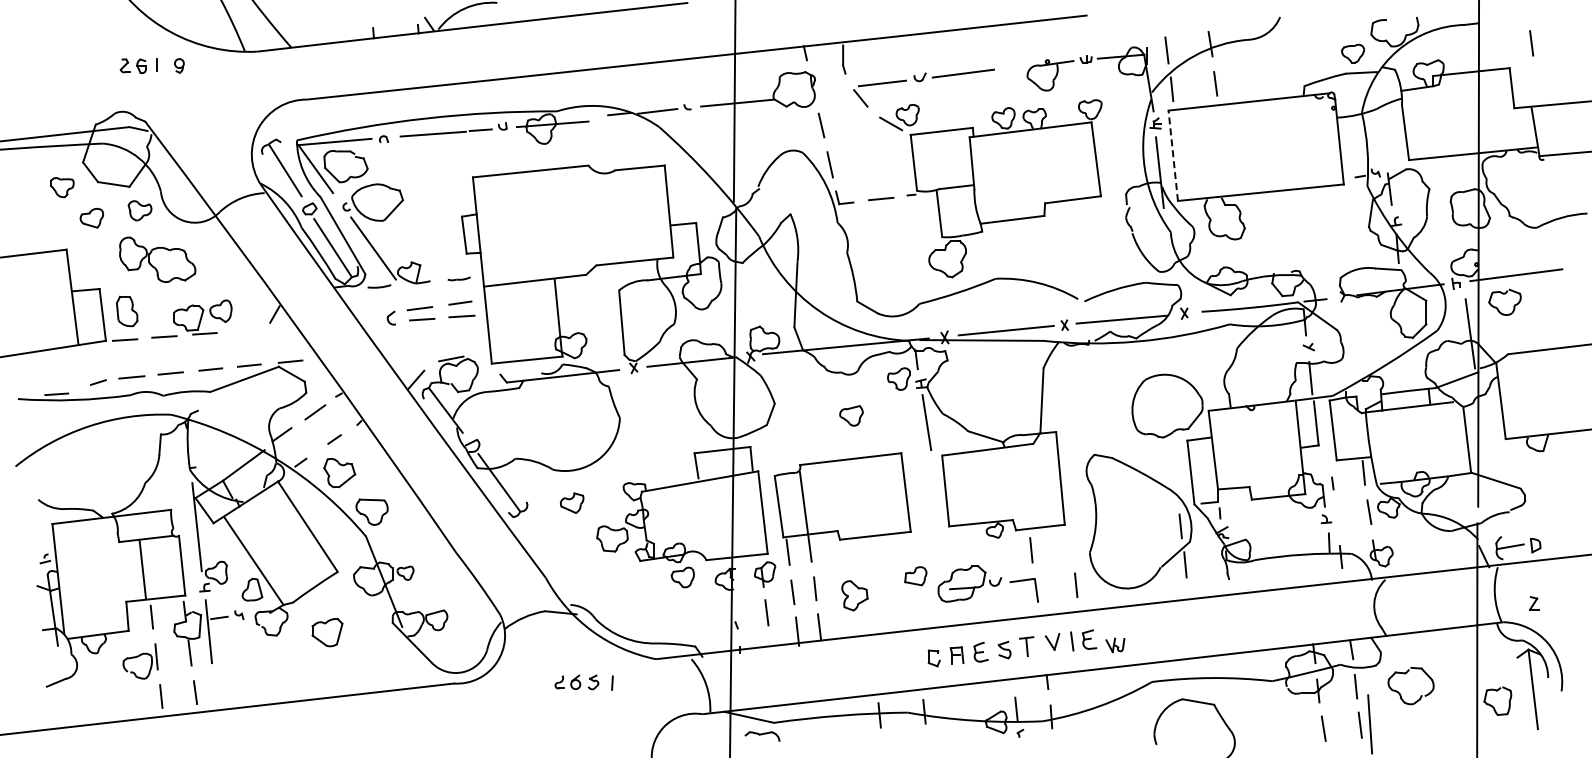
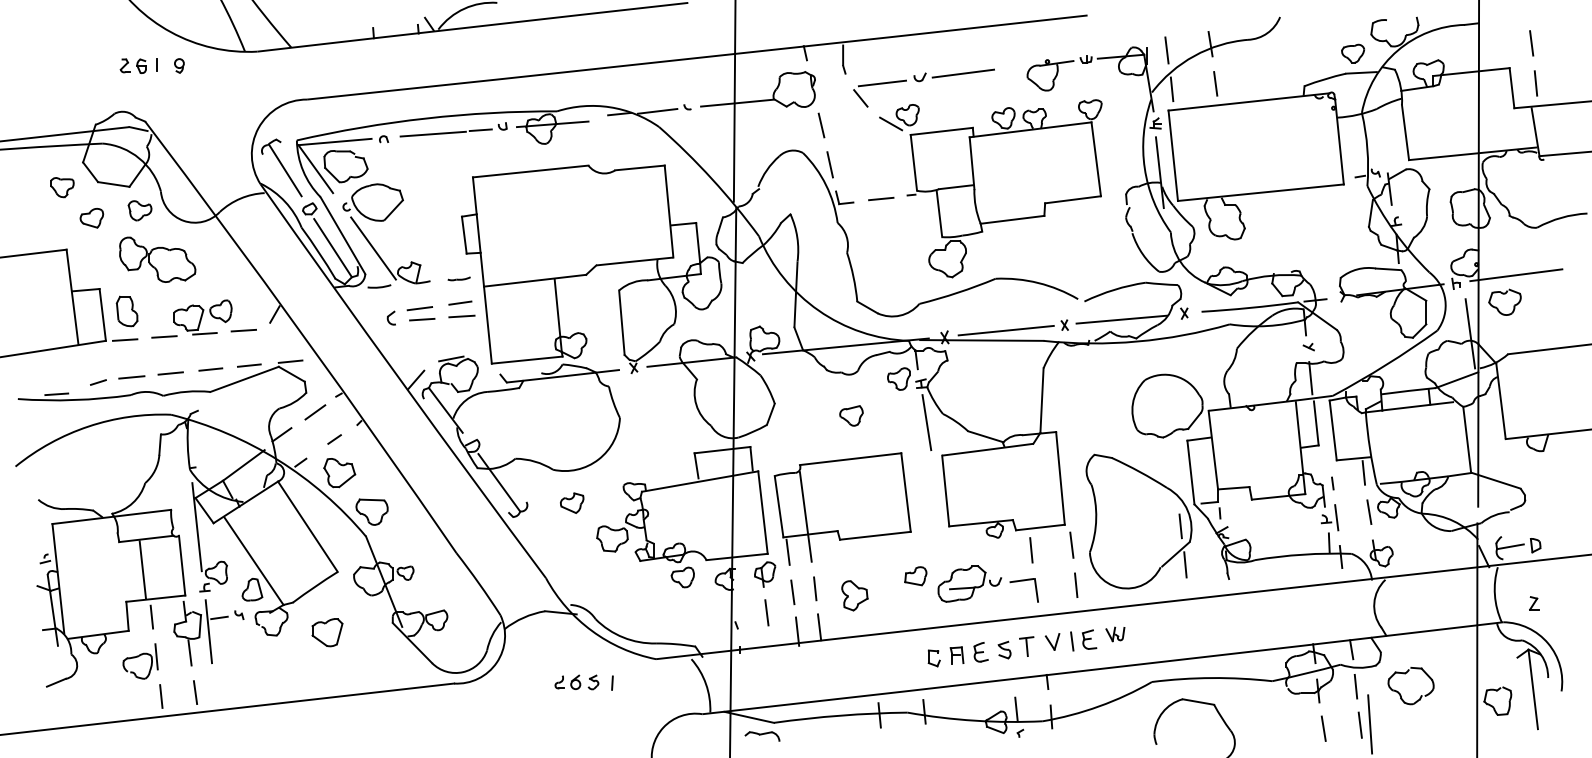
line: none -> present (1535, 83)
line: dashed -> solid (1173, 155)
line: none -> present (243, 330)
line: none -> present (1336, 517)
line: none -> present (1071, 544)
part position: (1115, 645) -> (1115, 634) (1115, 634)
